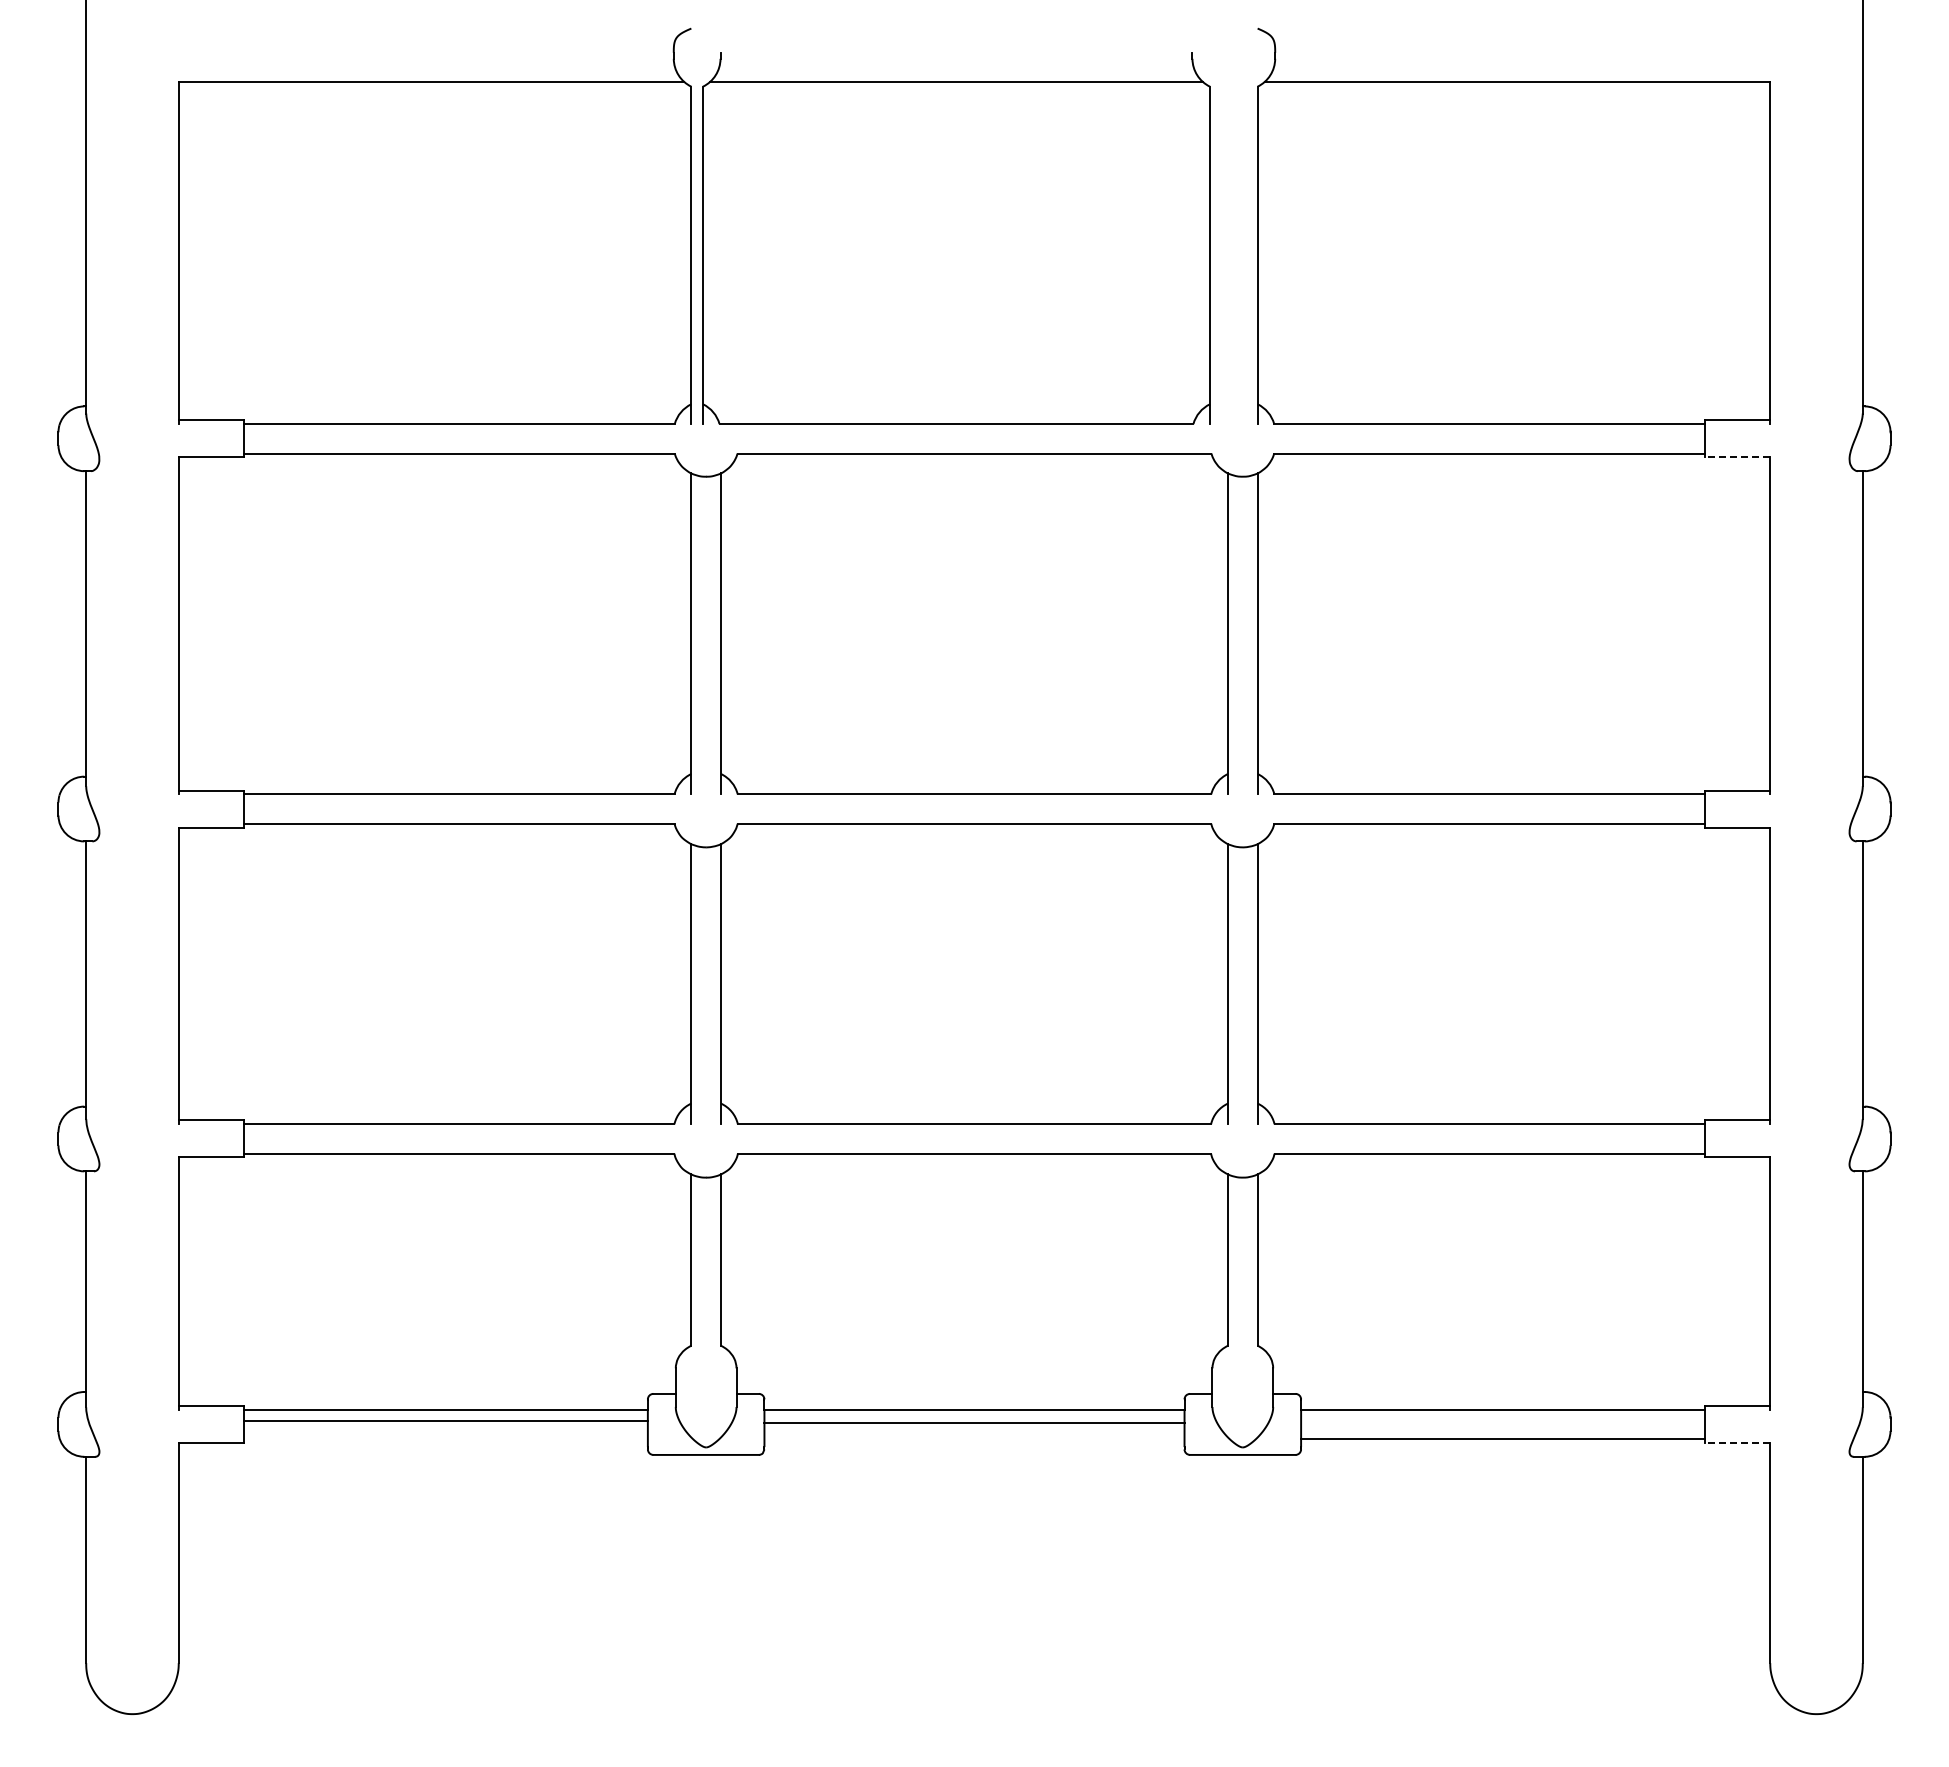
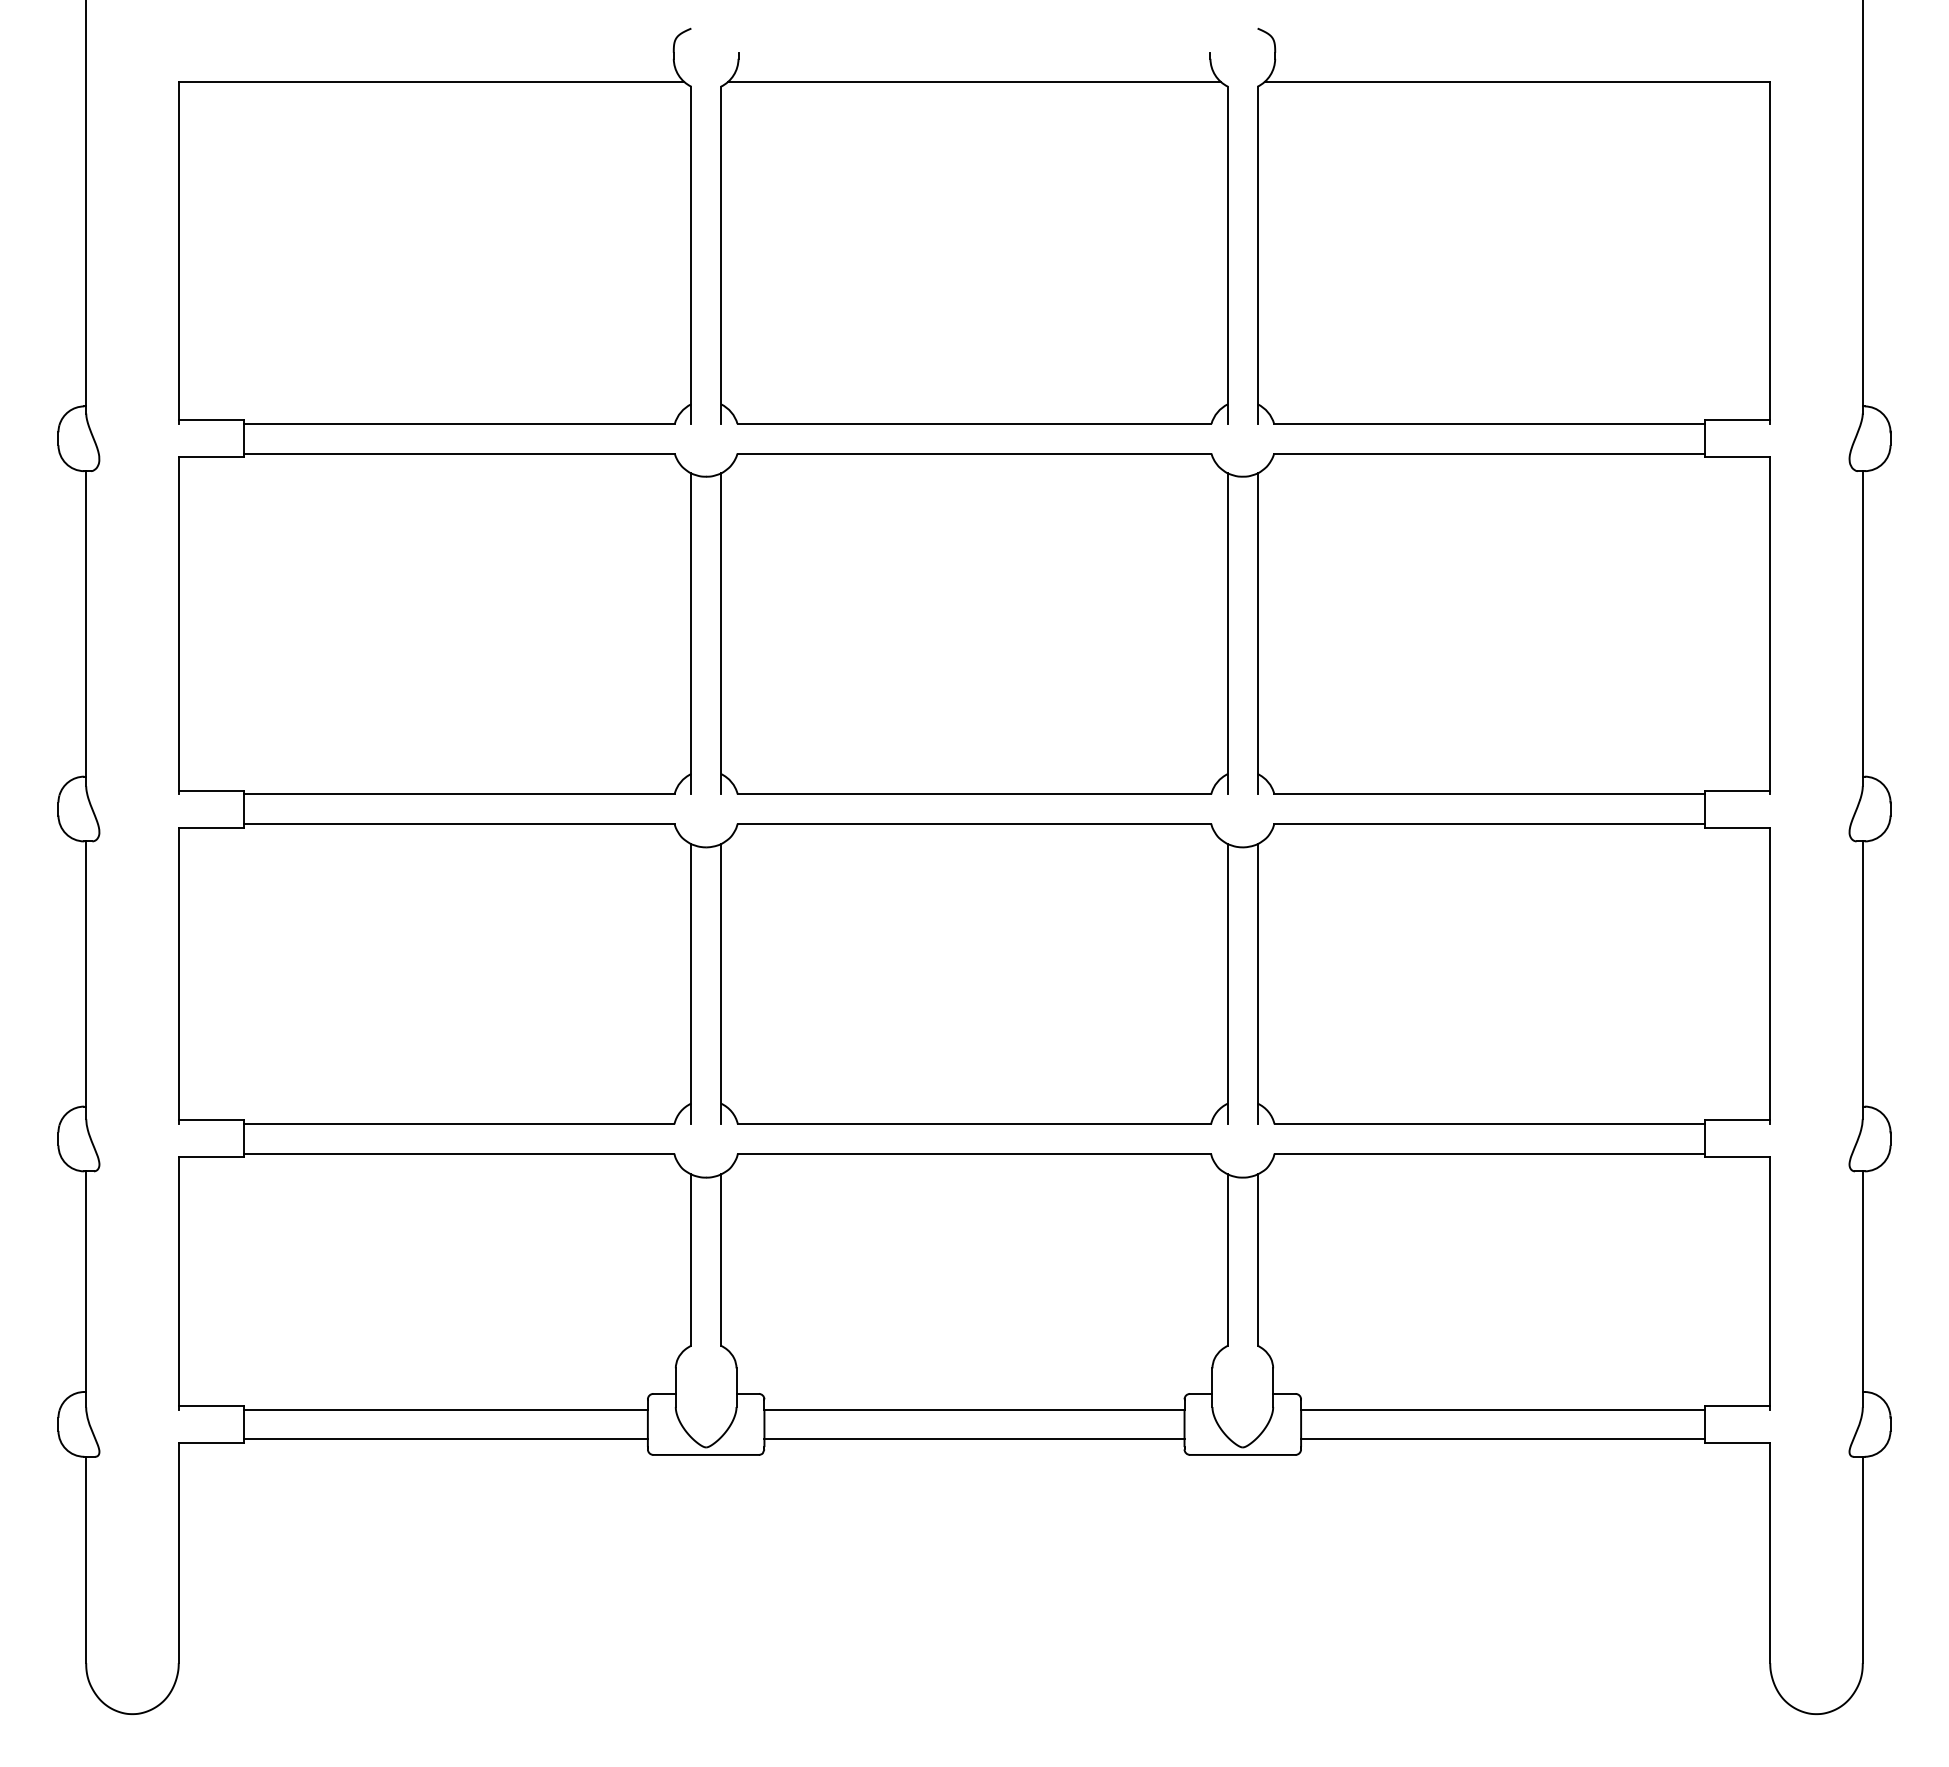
part position: (956, 238) -> (974, 238) (974, 238)
line: dashed -> solid (1737, 457)
line position: (445, 1421) -> (445, 1439) (445, 1439)
line position: (974, 1423) -> (974, 1439) (974, 1439)
line: dashed -> solid (1737, 1442)
